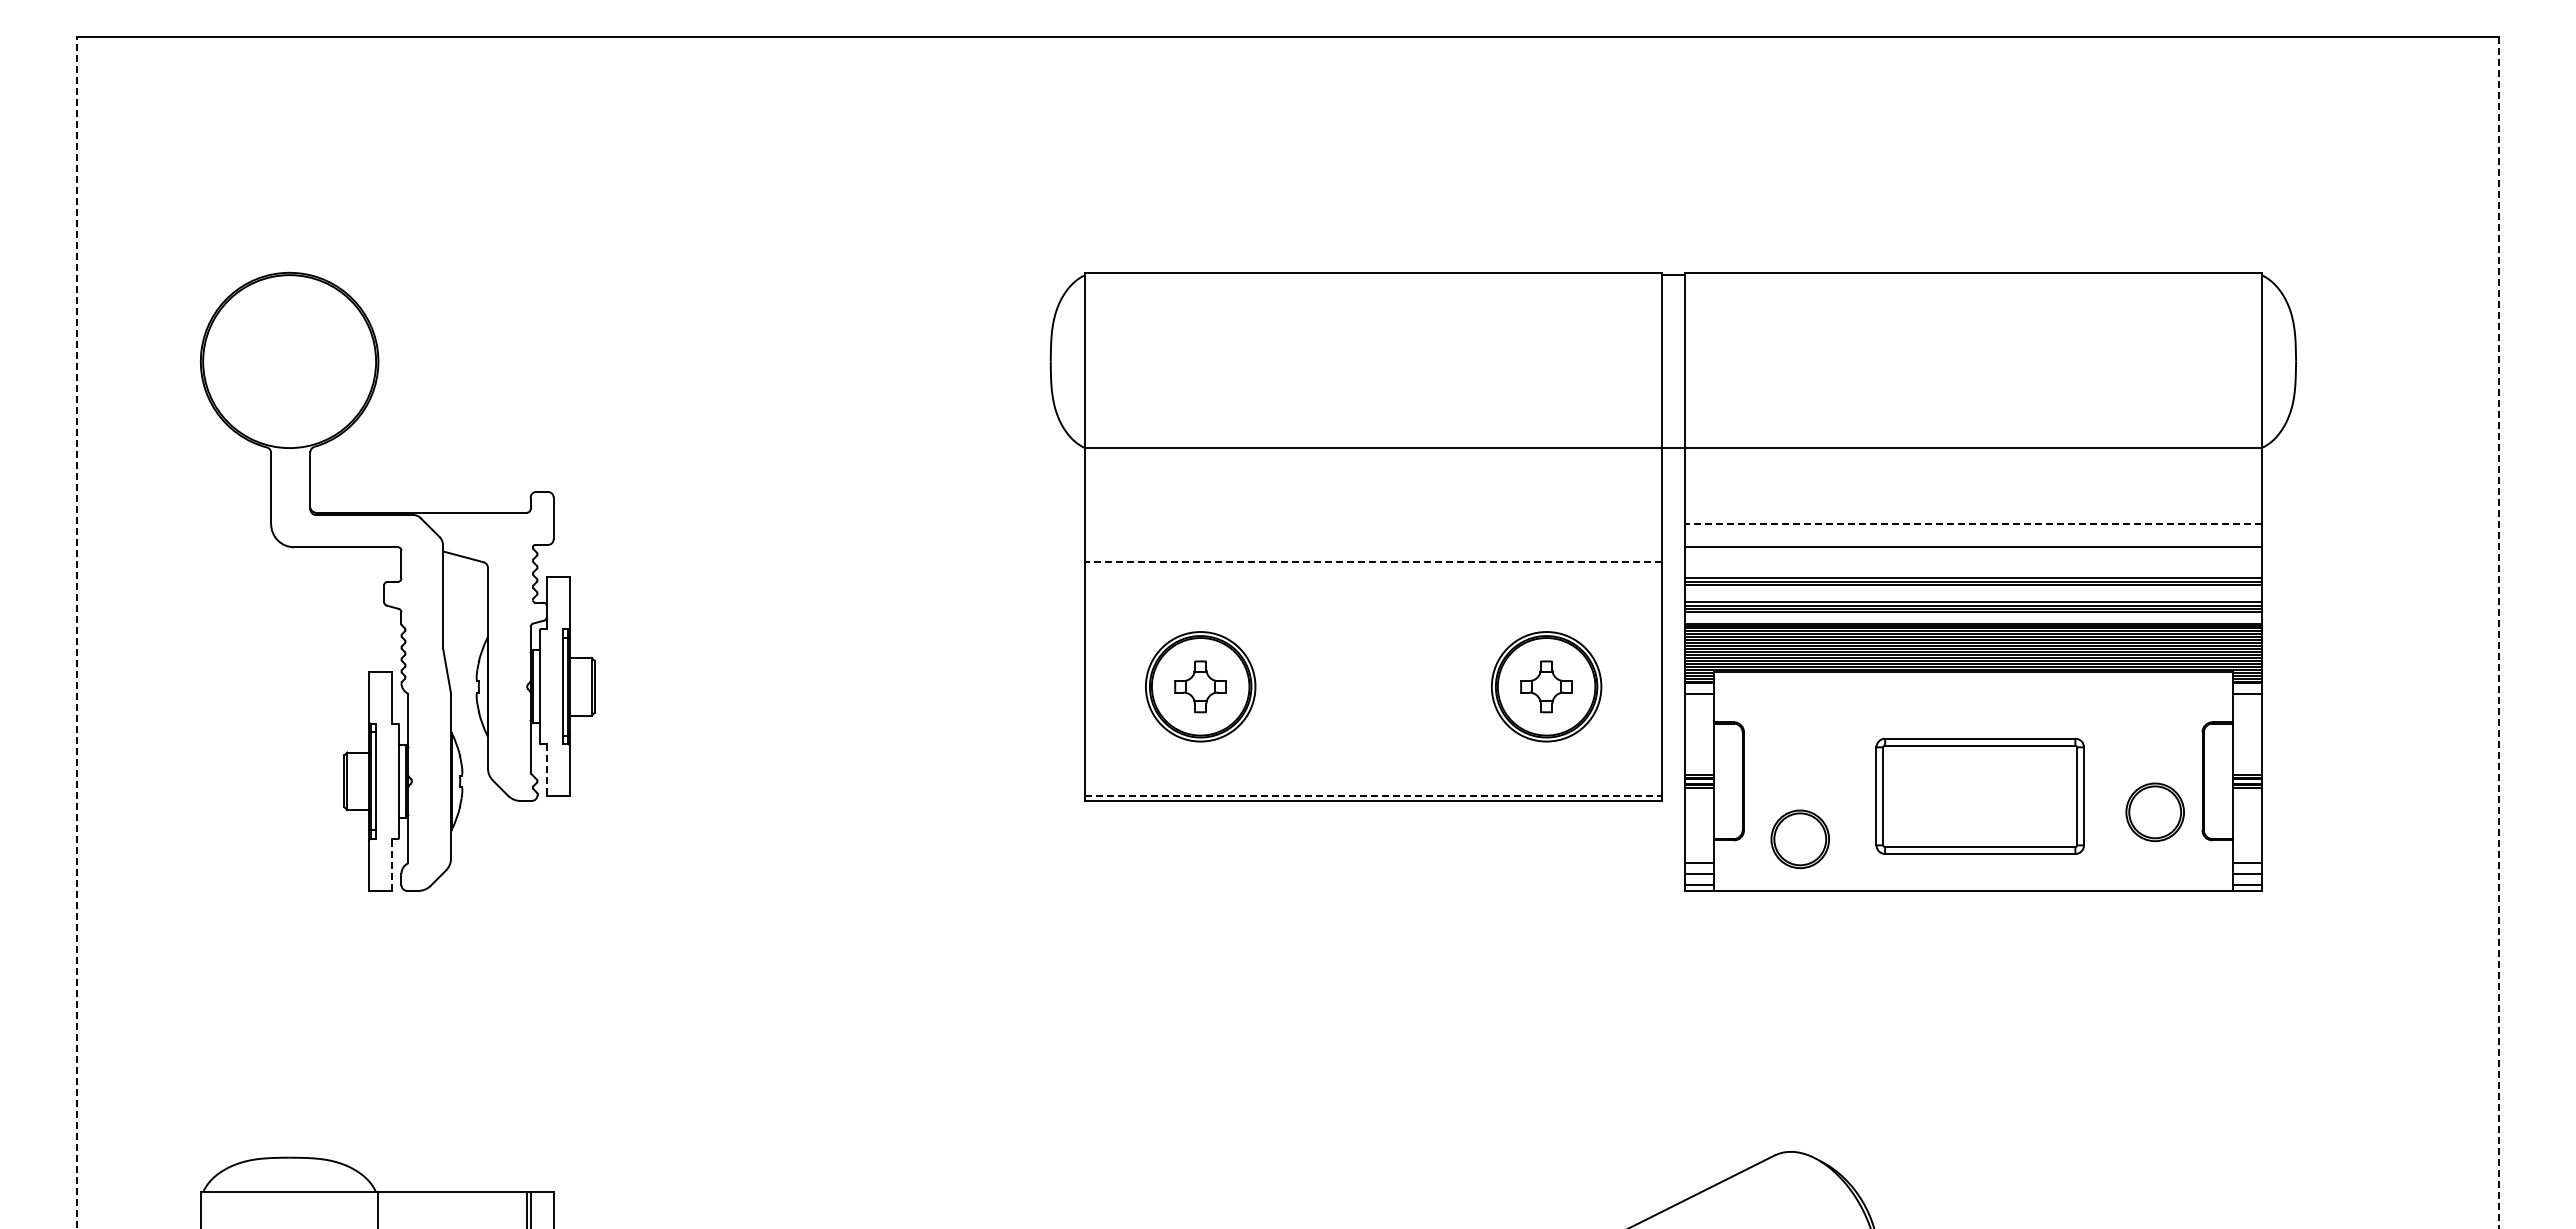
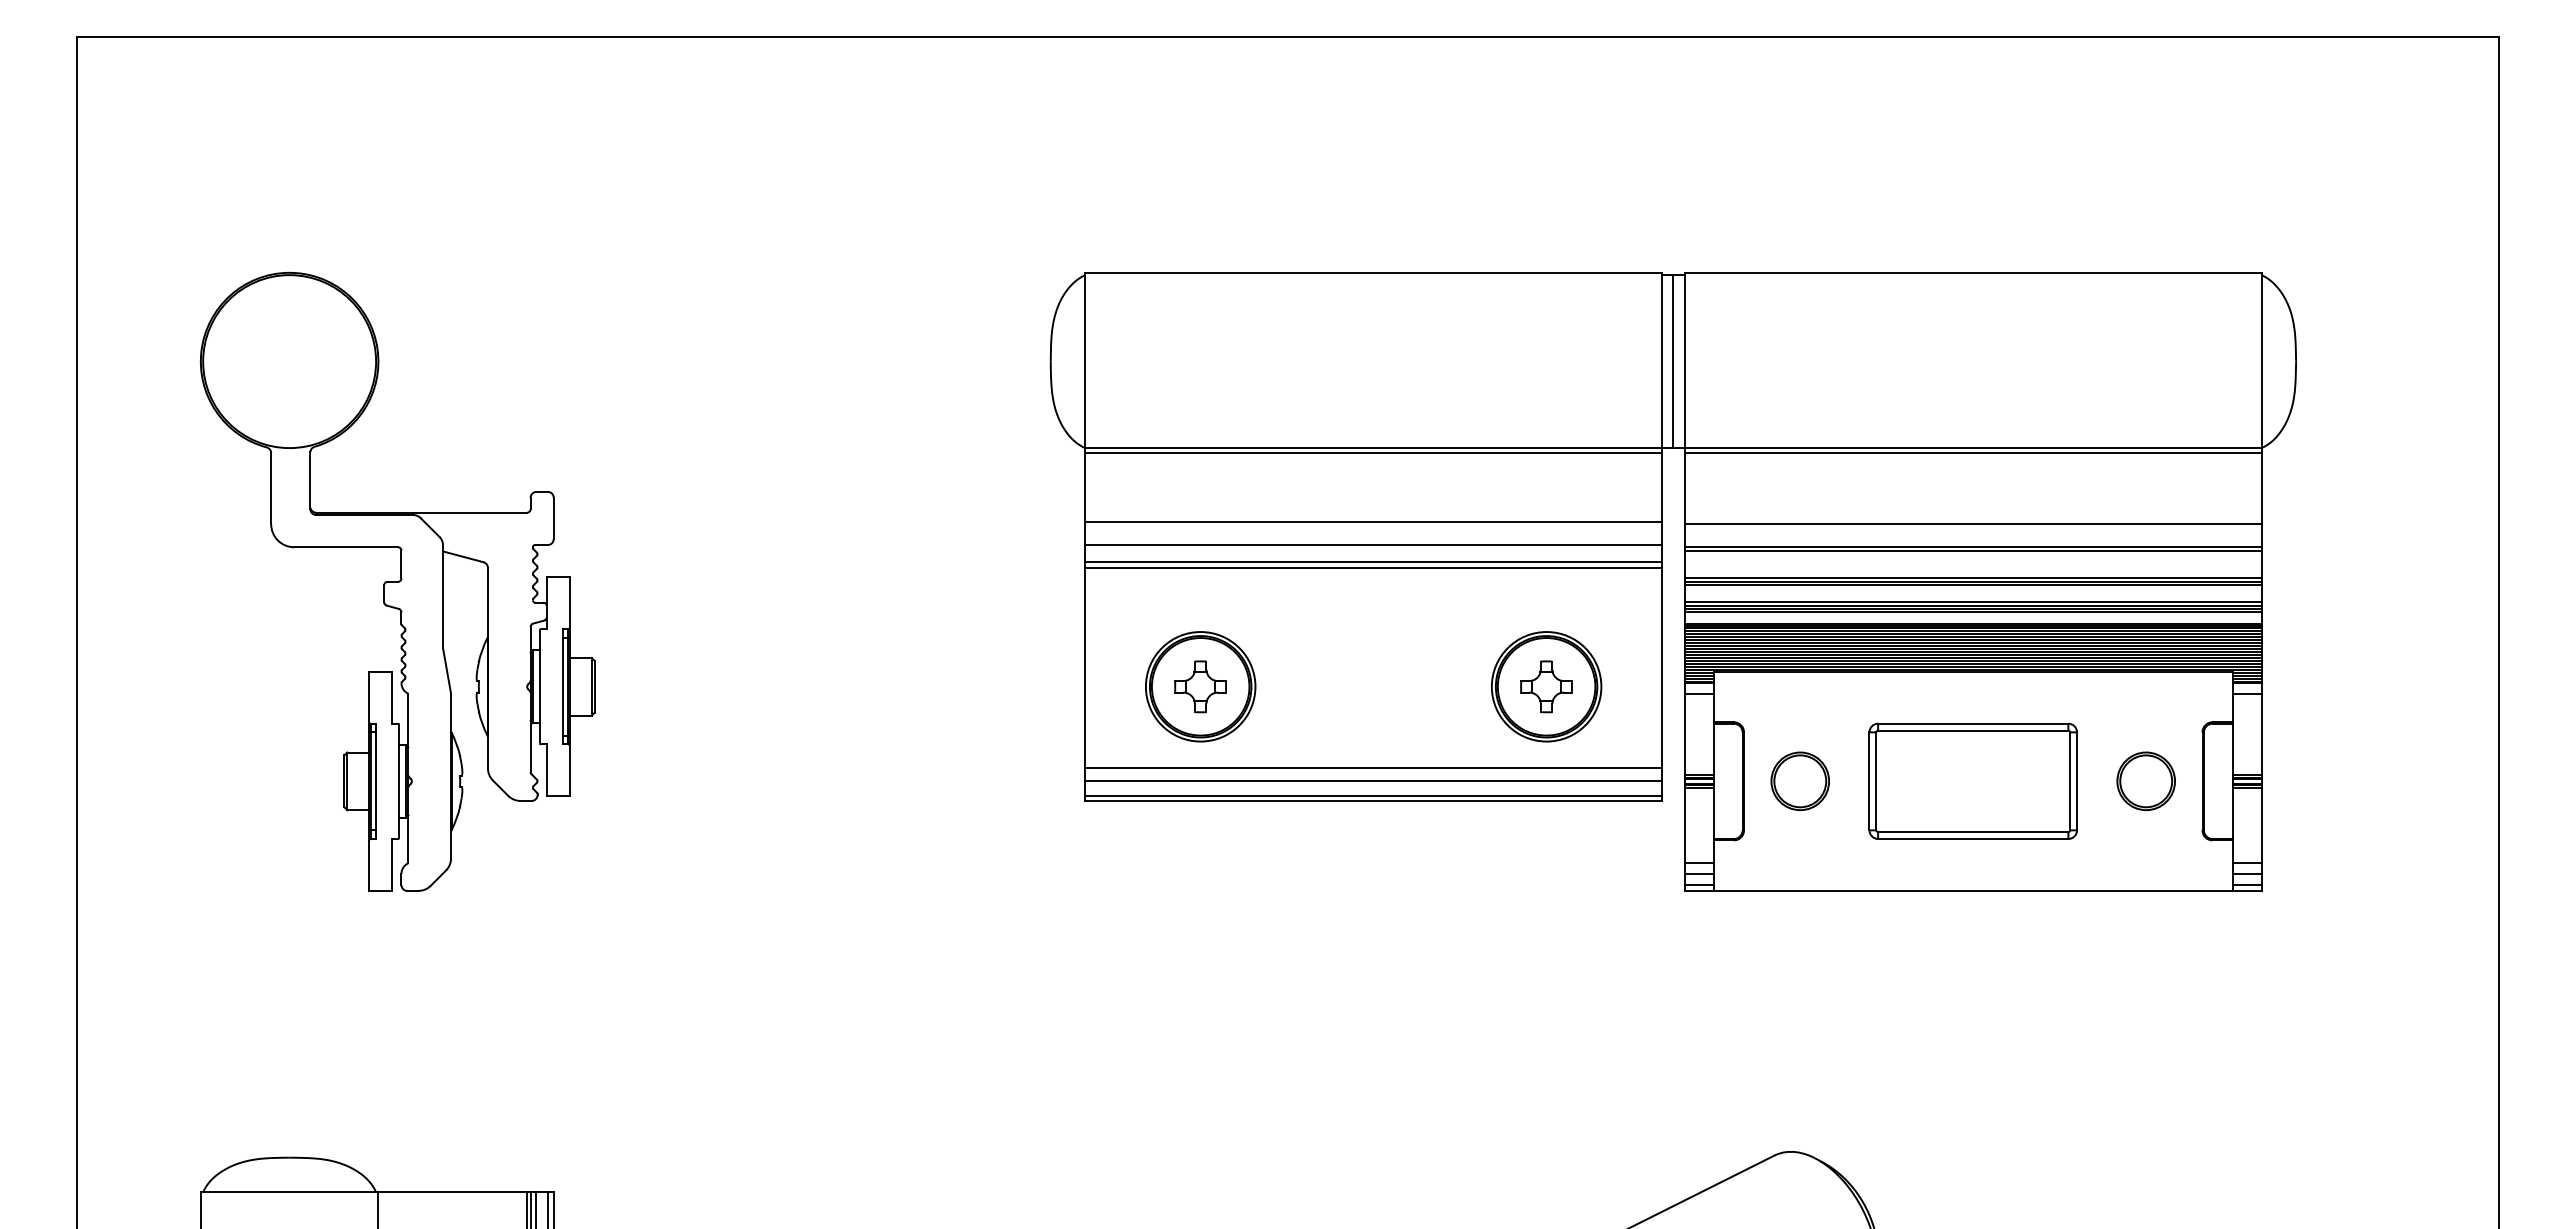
line: none -> present (1673, 361)
line: none -> present (1373, 453)
line: none -> present (1972, 453)
line: none -> present (1373, 521)
line: dashed -> solid (1972, 524)
line: none -> present (1373, 544)
line: none -> present (1972, 550)
line: dashed -> solid (1373, 562)
line: none -> present (1373, 567)
line: dashed -> solid (77, 632)
line: dashed -> solid (2498, 632)
line: none -> present (1373, 768)
line: dashed -> solid (546, 770)
line: none -> present (1373, 780)
line: dashed -> solid (1374, 795)
part position: (1979, 795) -> (1972, 780) (1972, 780)
part position: (2154, 812) -> (2145, 781) (2145, 781)
part position: (1799, 839) -> (1799, 781) (1799, 781)
line: dashed -> solid (392, 864)
line: none -> present (536, 1208)
line: none -> present (547, 1208)
